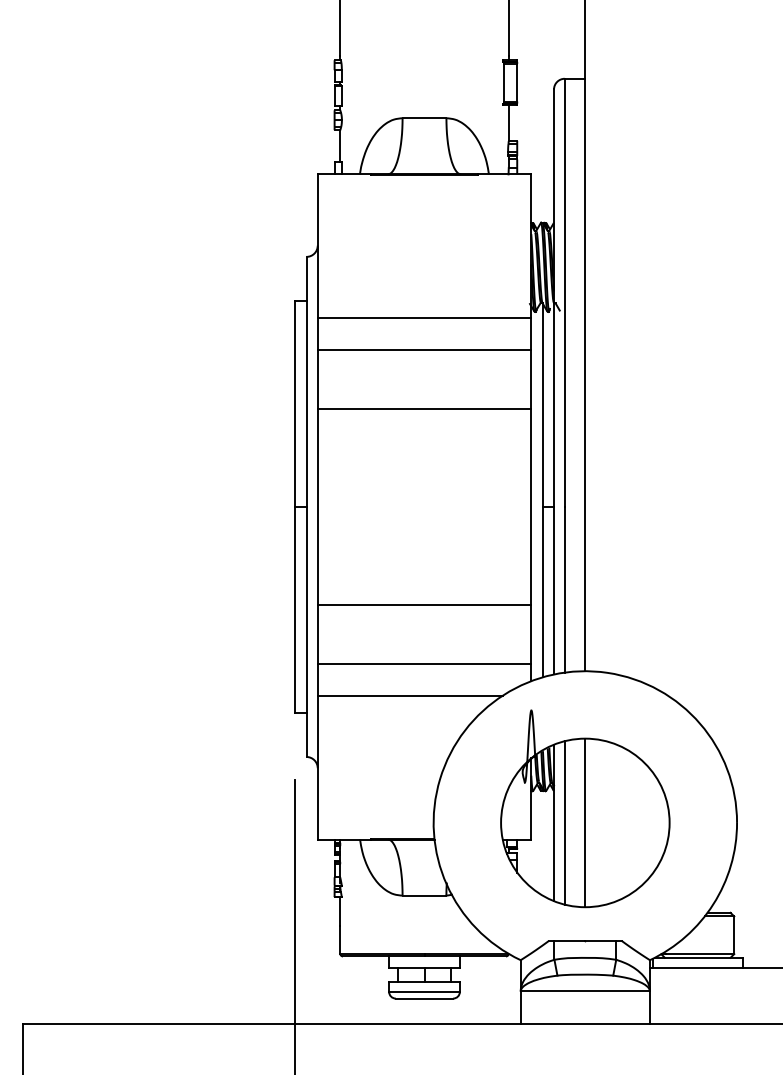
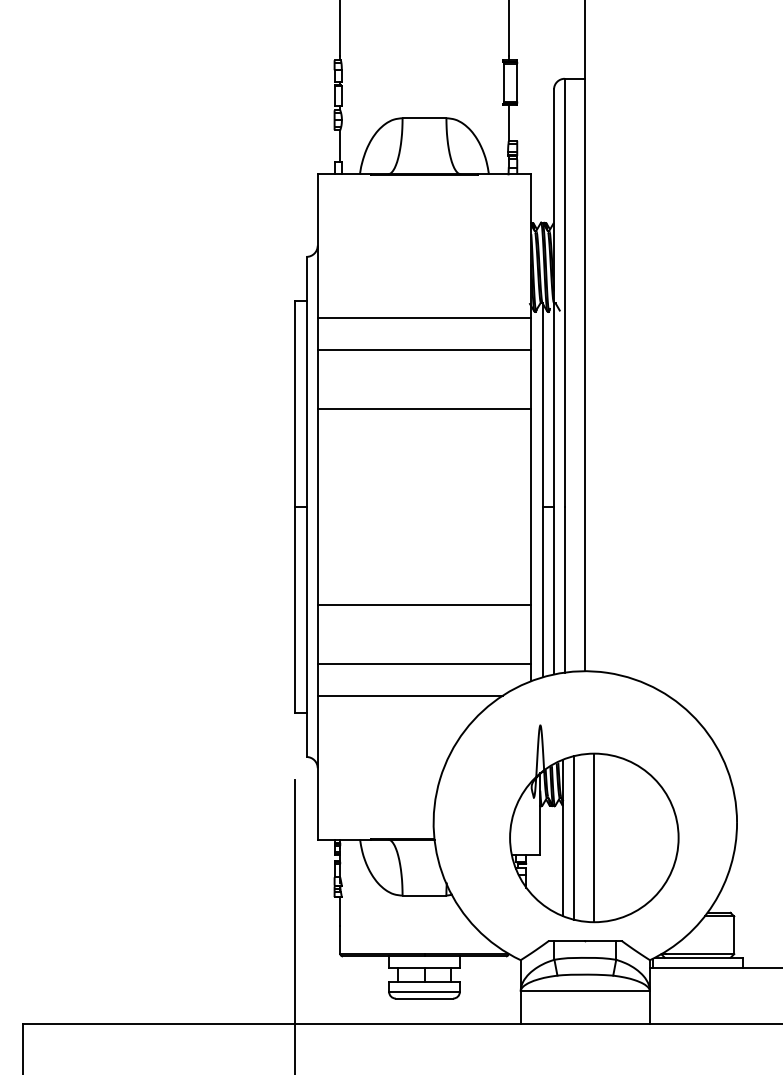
part position: (585, 808) -> (594, 823) (594, 823)
